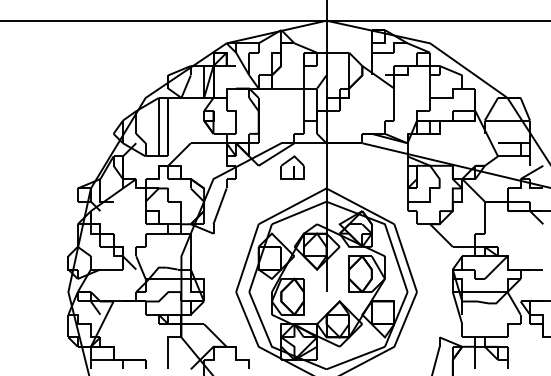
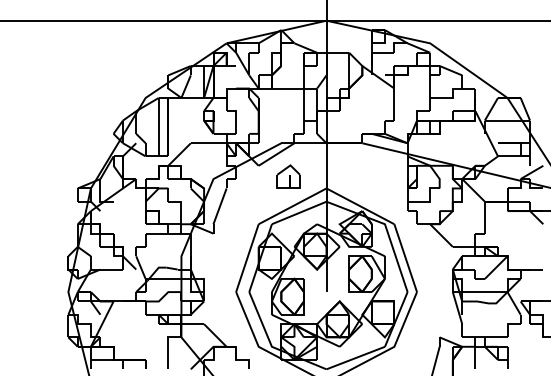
part position: (292, 167) -> (288, 176) (288, 176)
